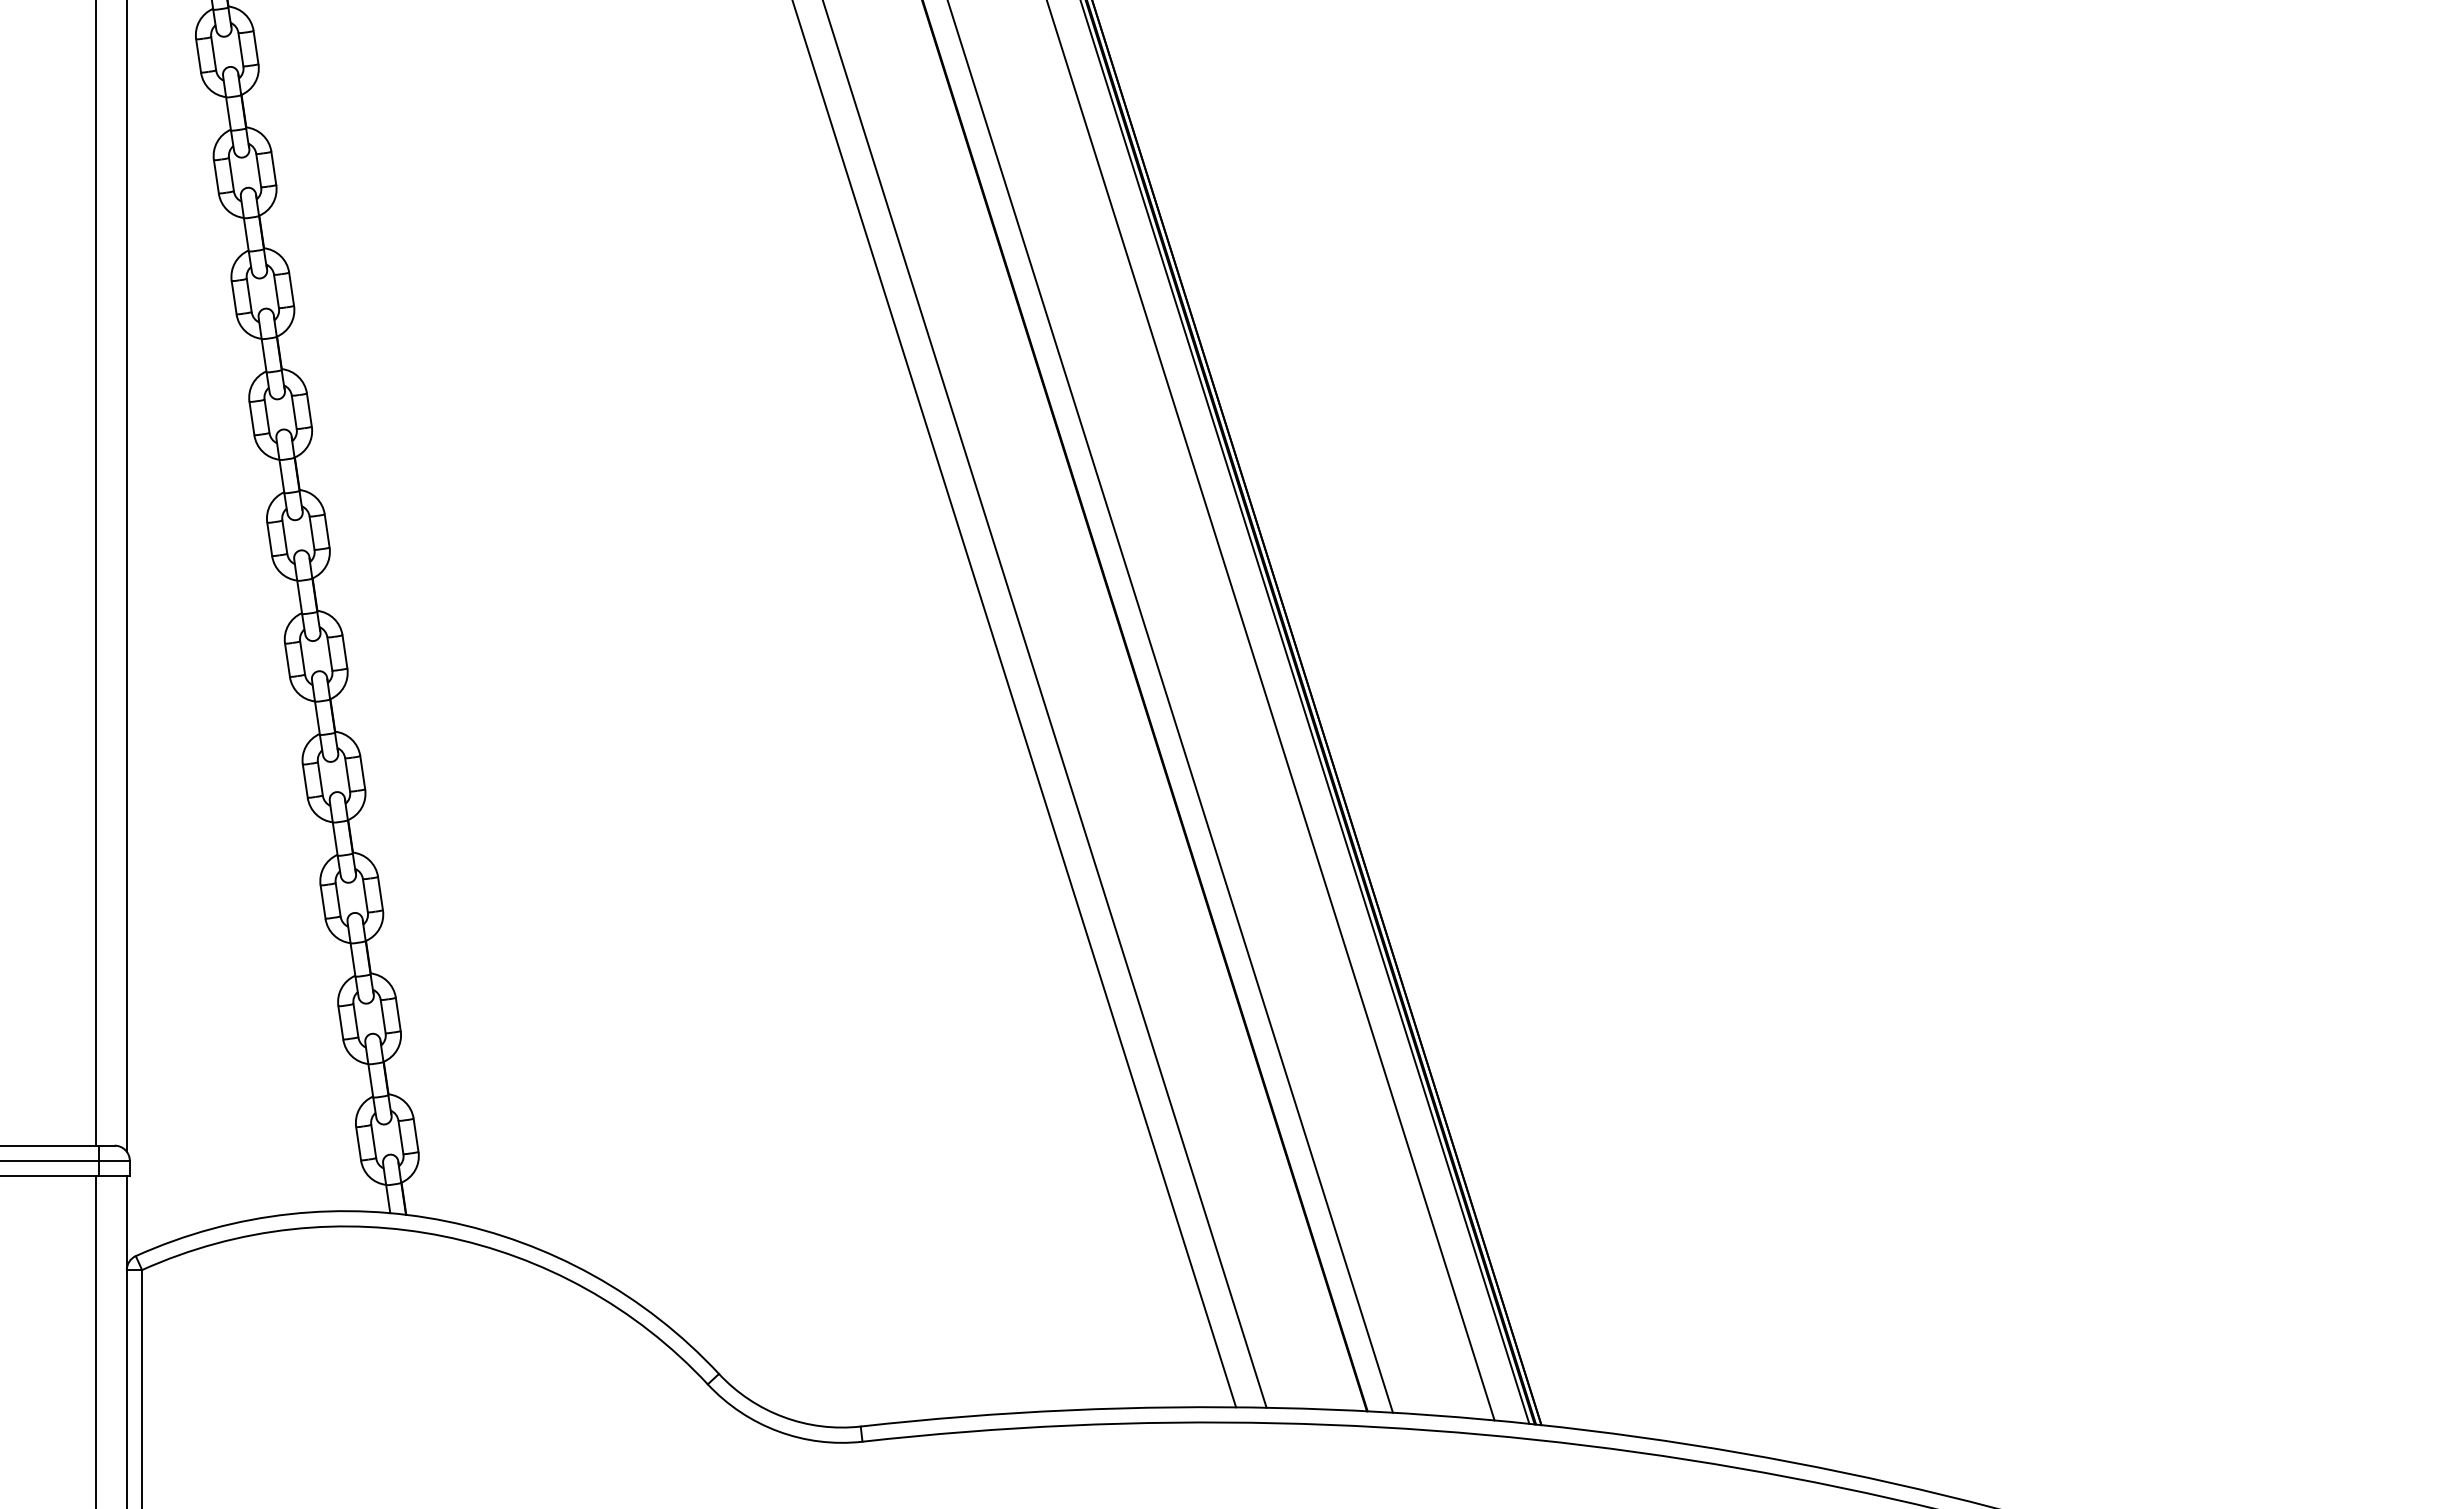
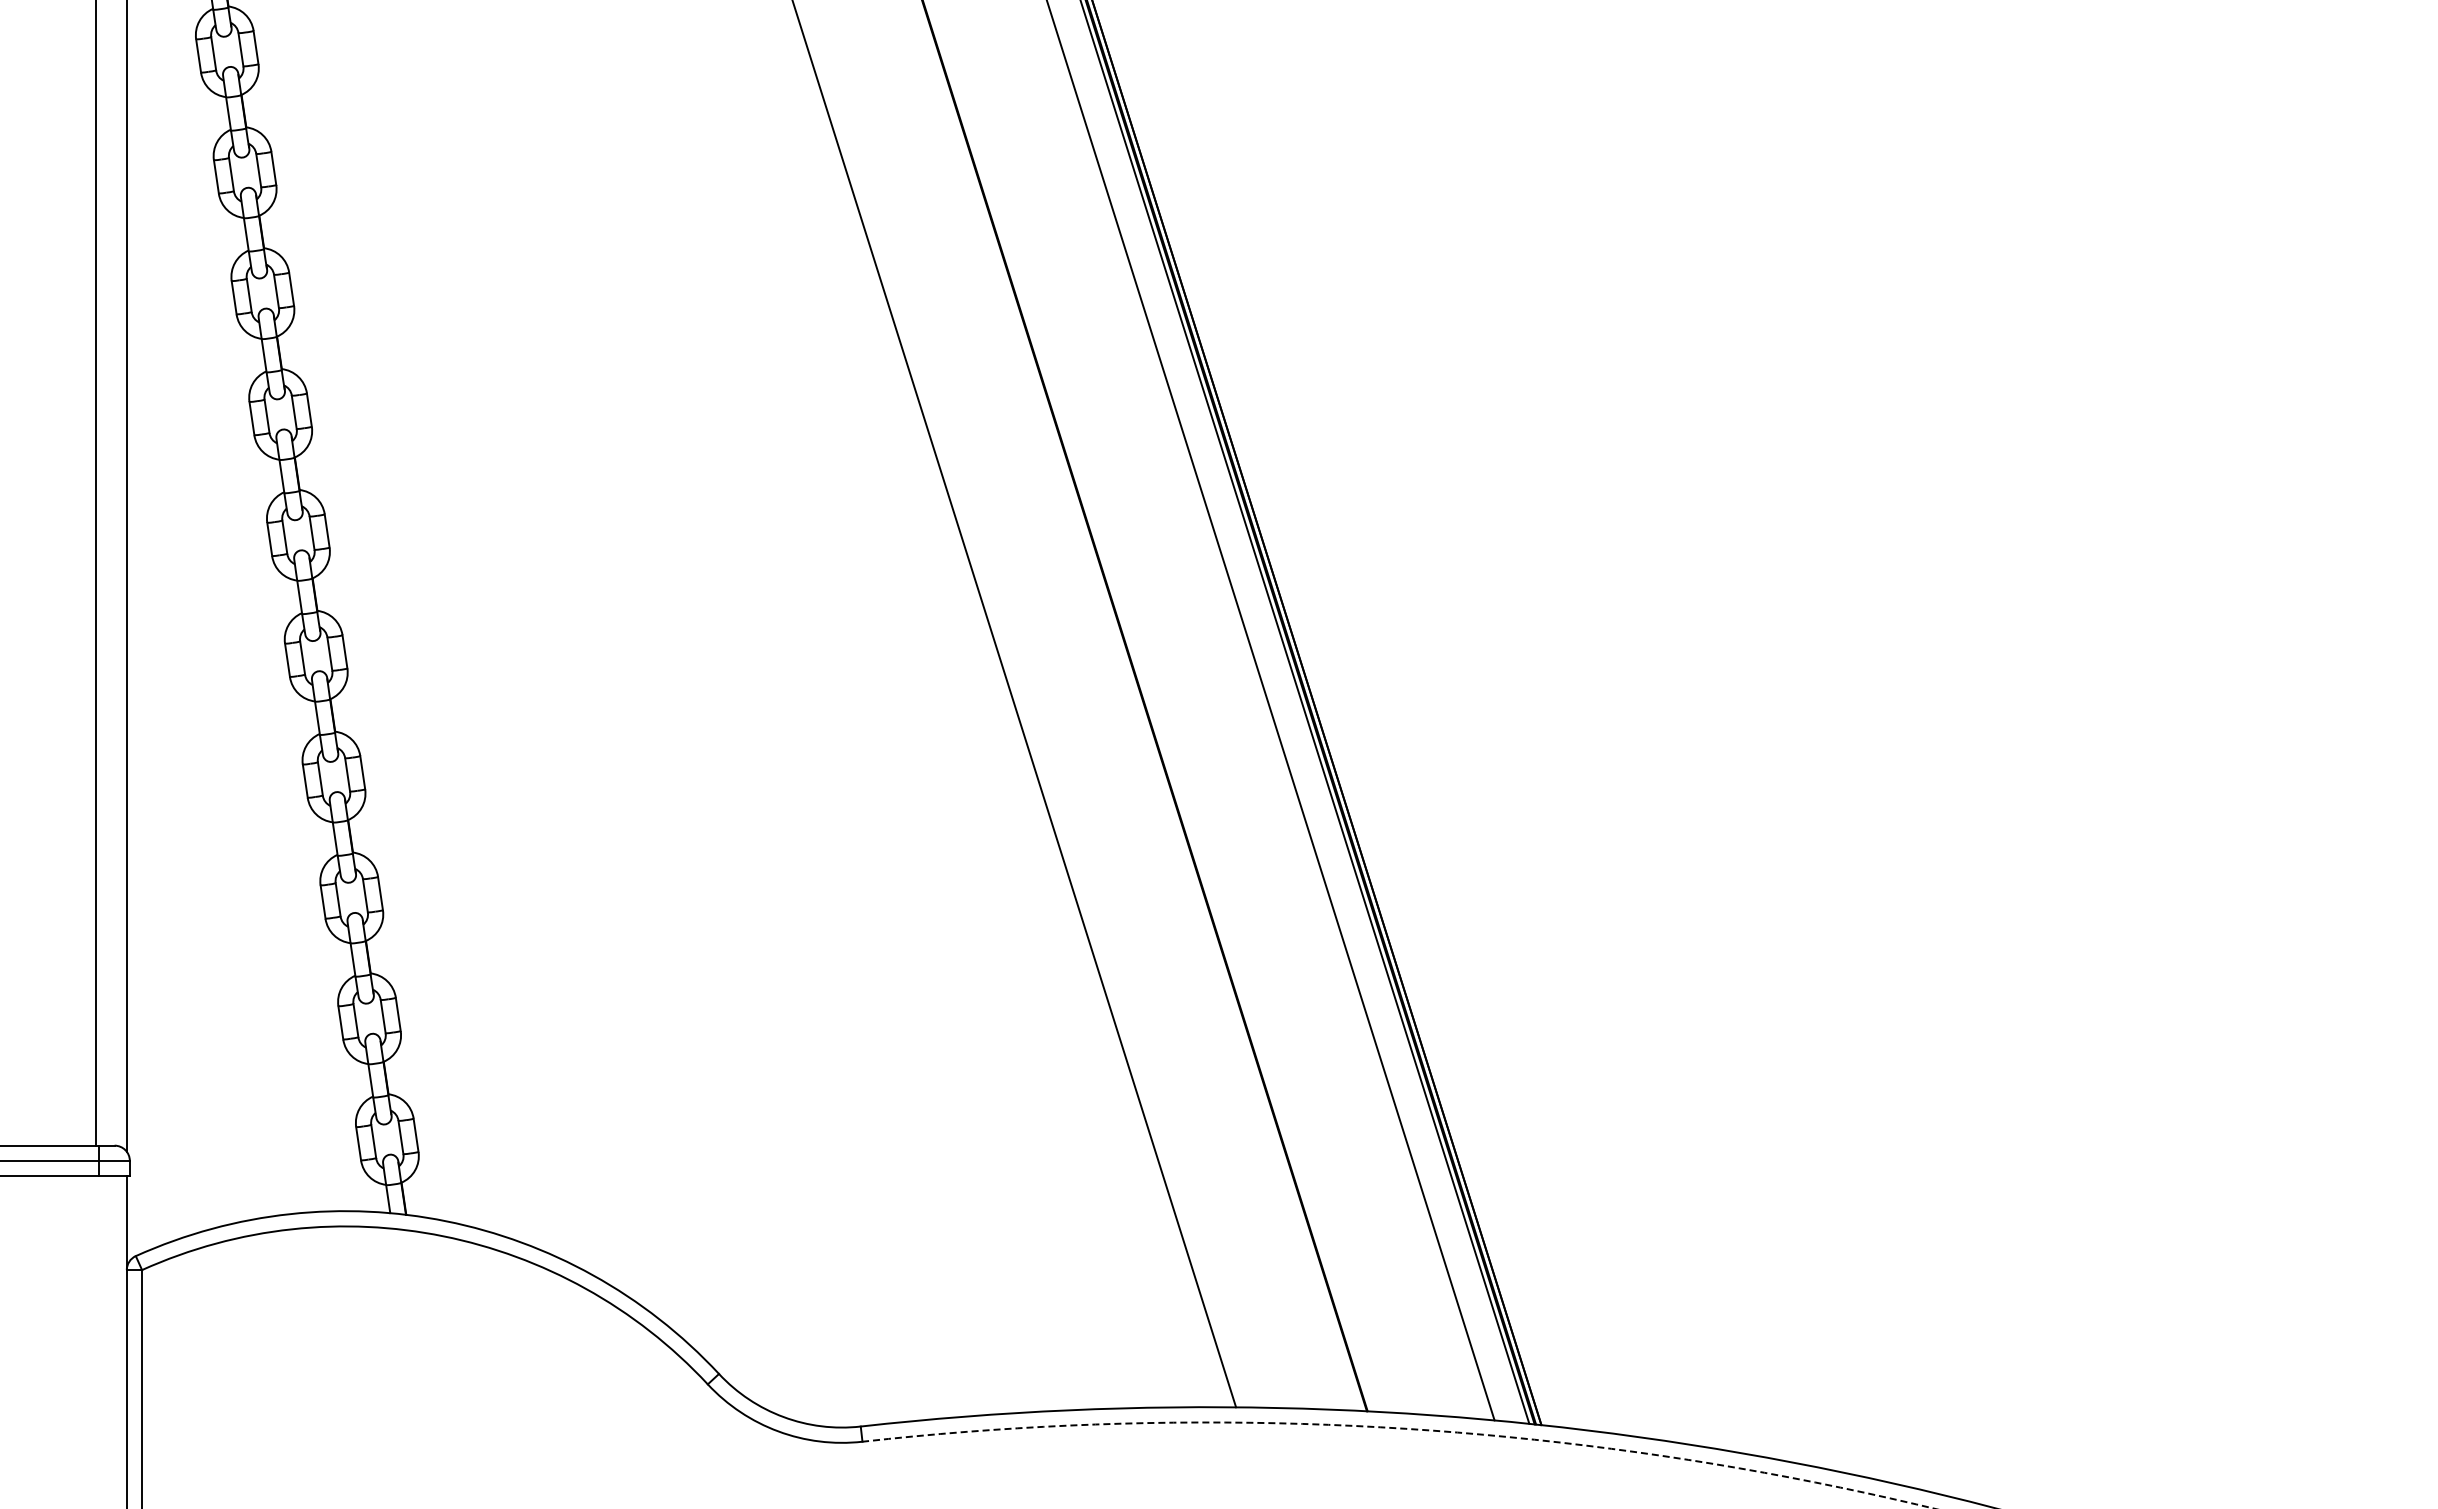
line: present -> none (1044, 704)
line: present -> none (1170, 707)
line: present -> none (96, 1340)
arc: solid -> dashed (1401, 1428)
